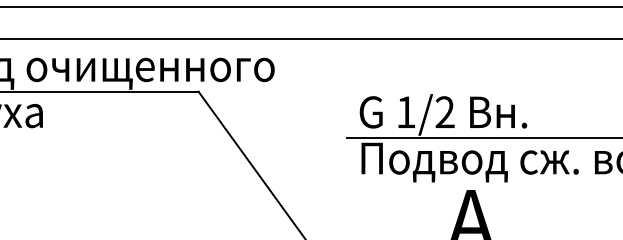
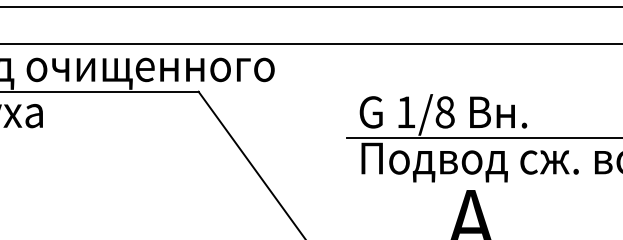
line position: (310, 38) -> (310, 43) (310, 43)
text: 1/2 -> 1/8 (444, 112)
